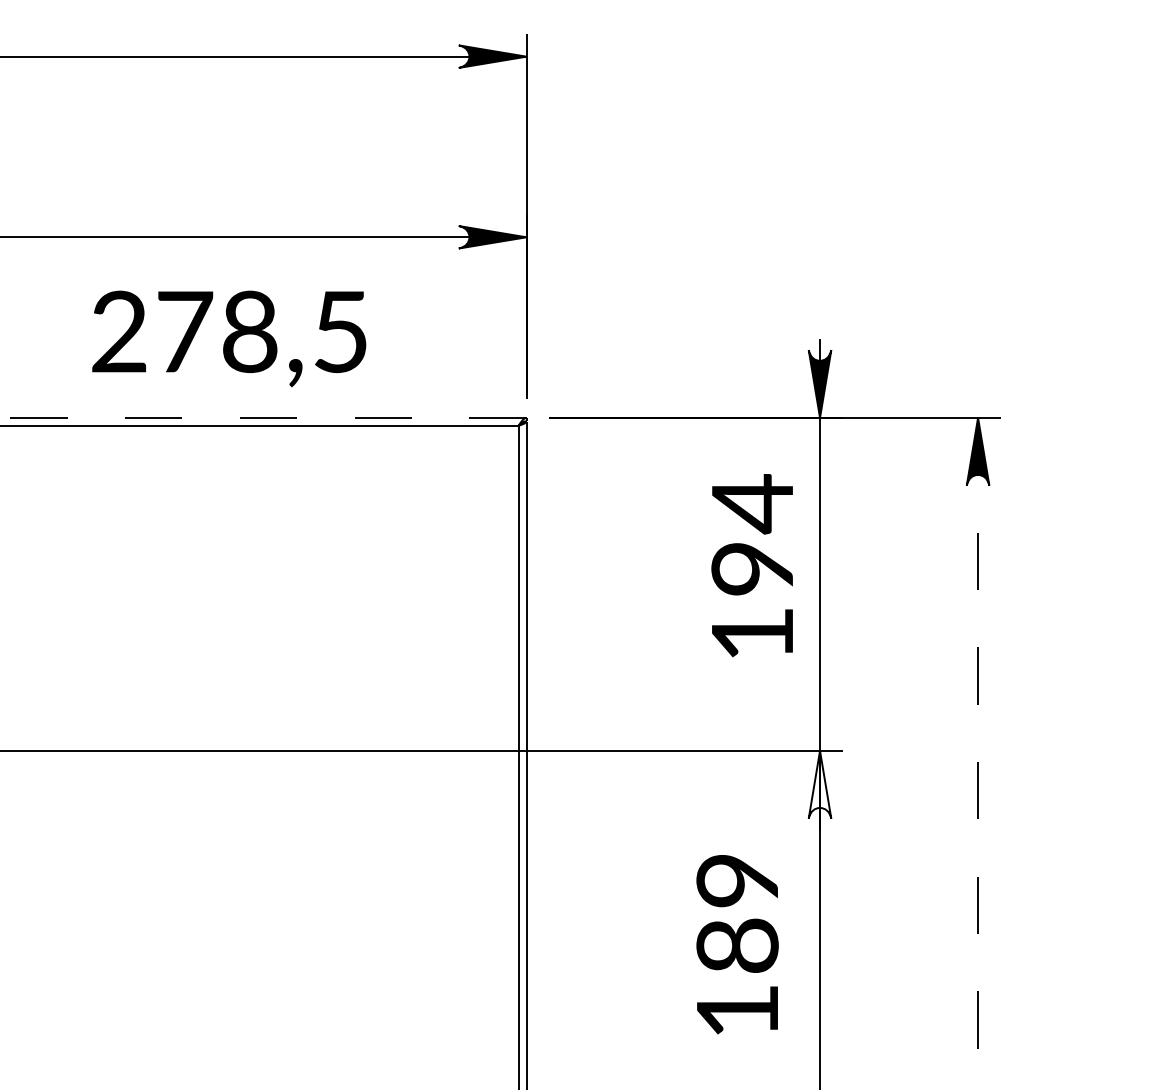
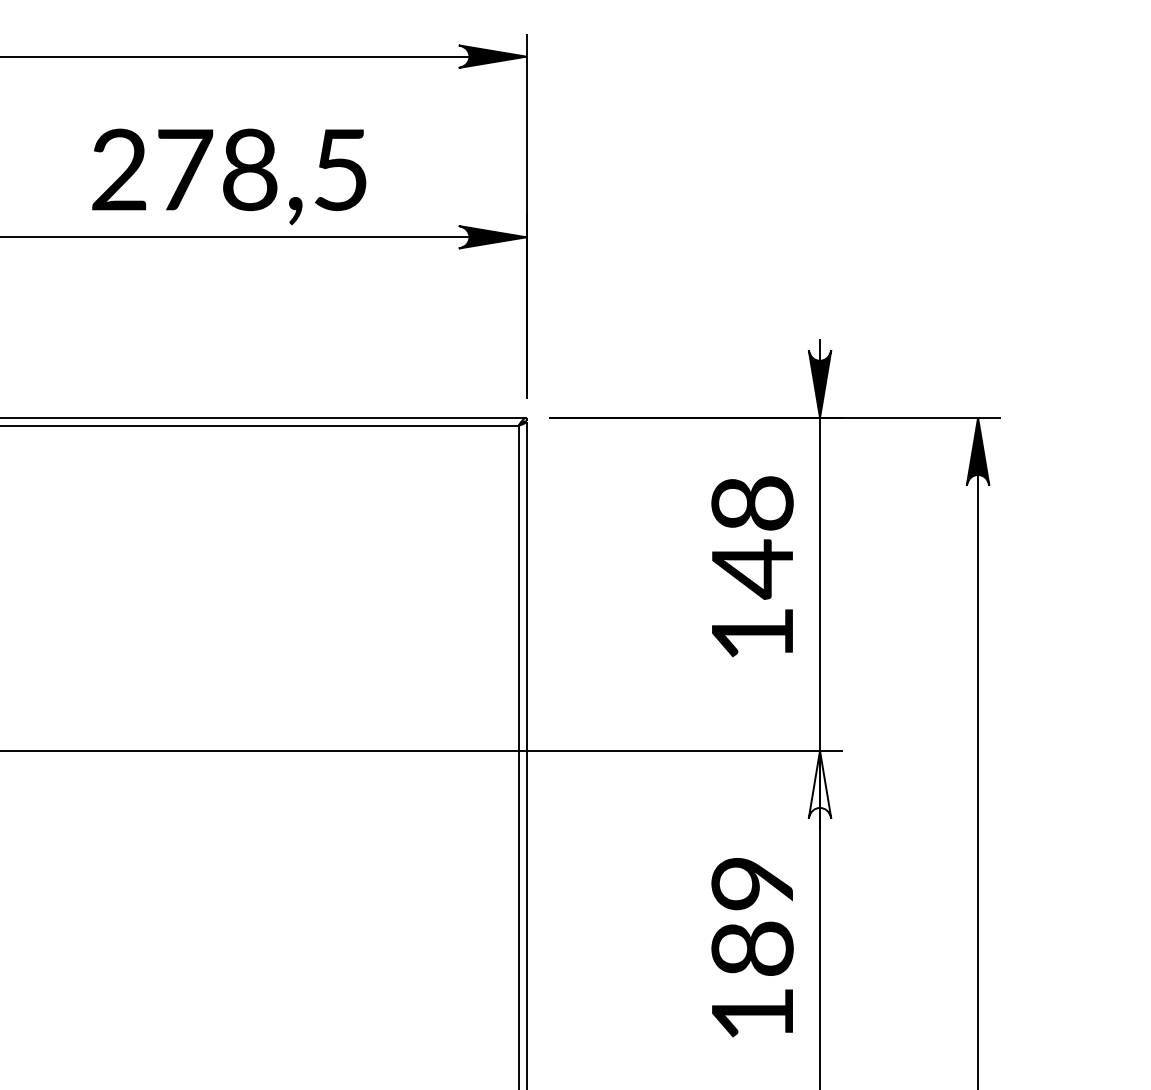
text position: (229, 338) -> (229, 176) (229, 176)
line: dashed -> solid (263, 417)
text: 194 -> 148 (752, 536)
line: dashed -> solid (978, 753)
text position: (737, 944) -> (752, 947) (752, 947)
